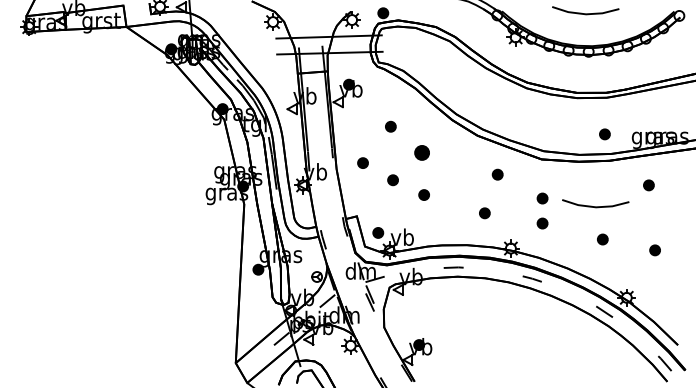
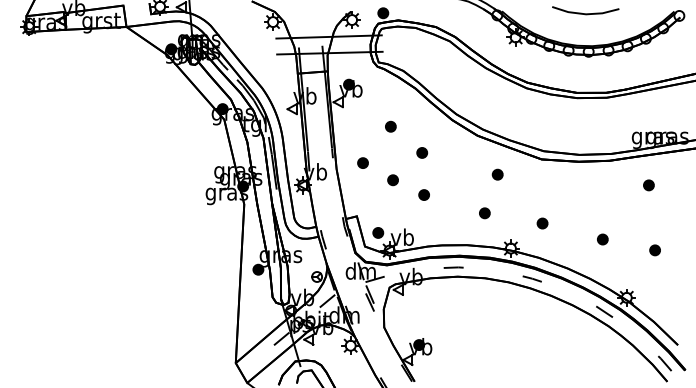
part: present -> none (604, 134)
part size: 16x16 px -> 13x12 px (422, 152)
part: present -> none (542, 198)
line: present -> none (595, 206)
